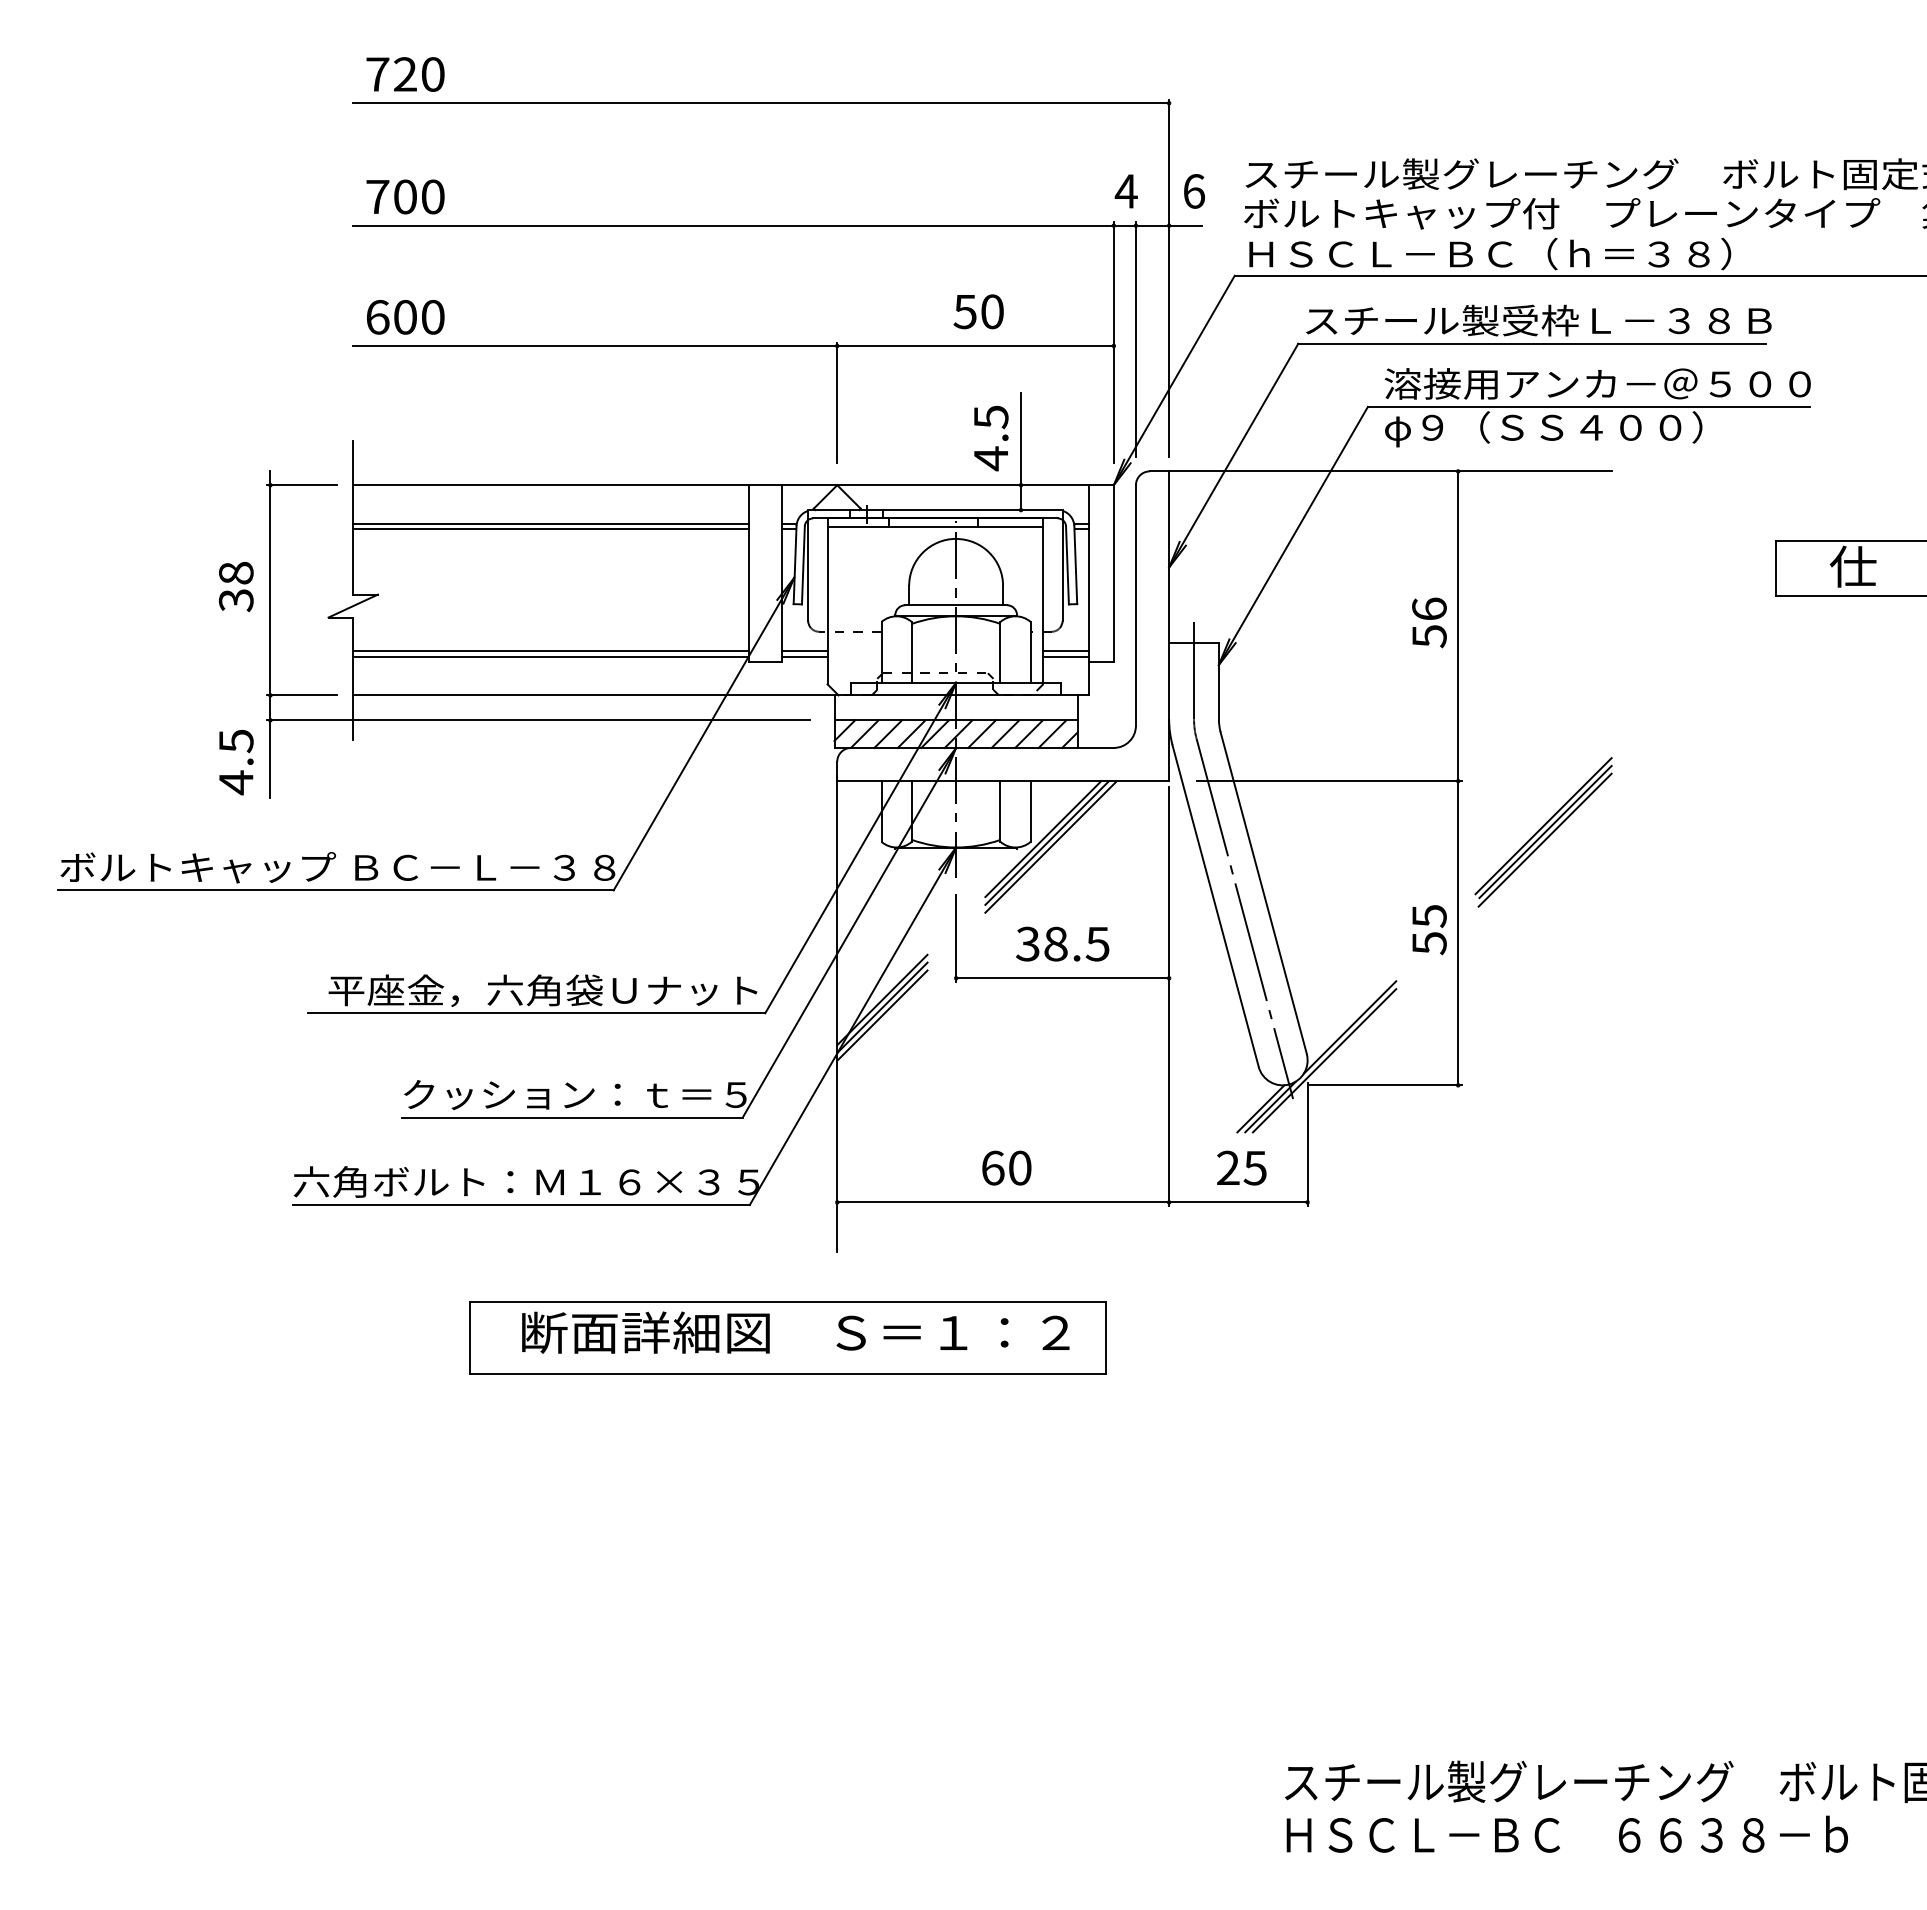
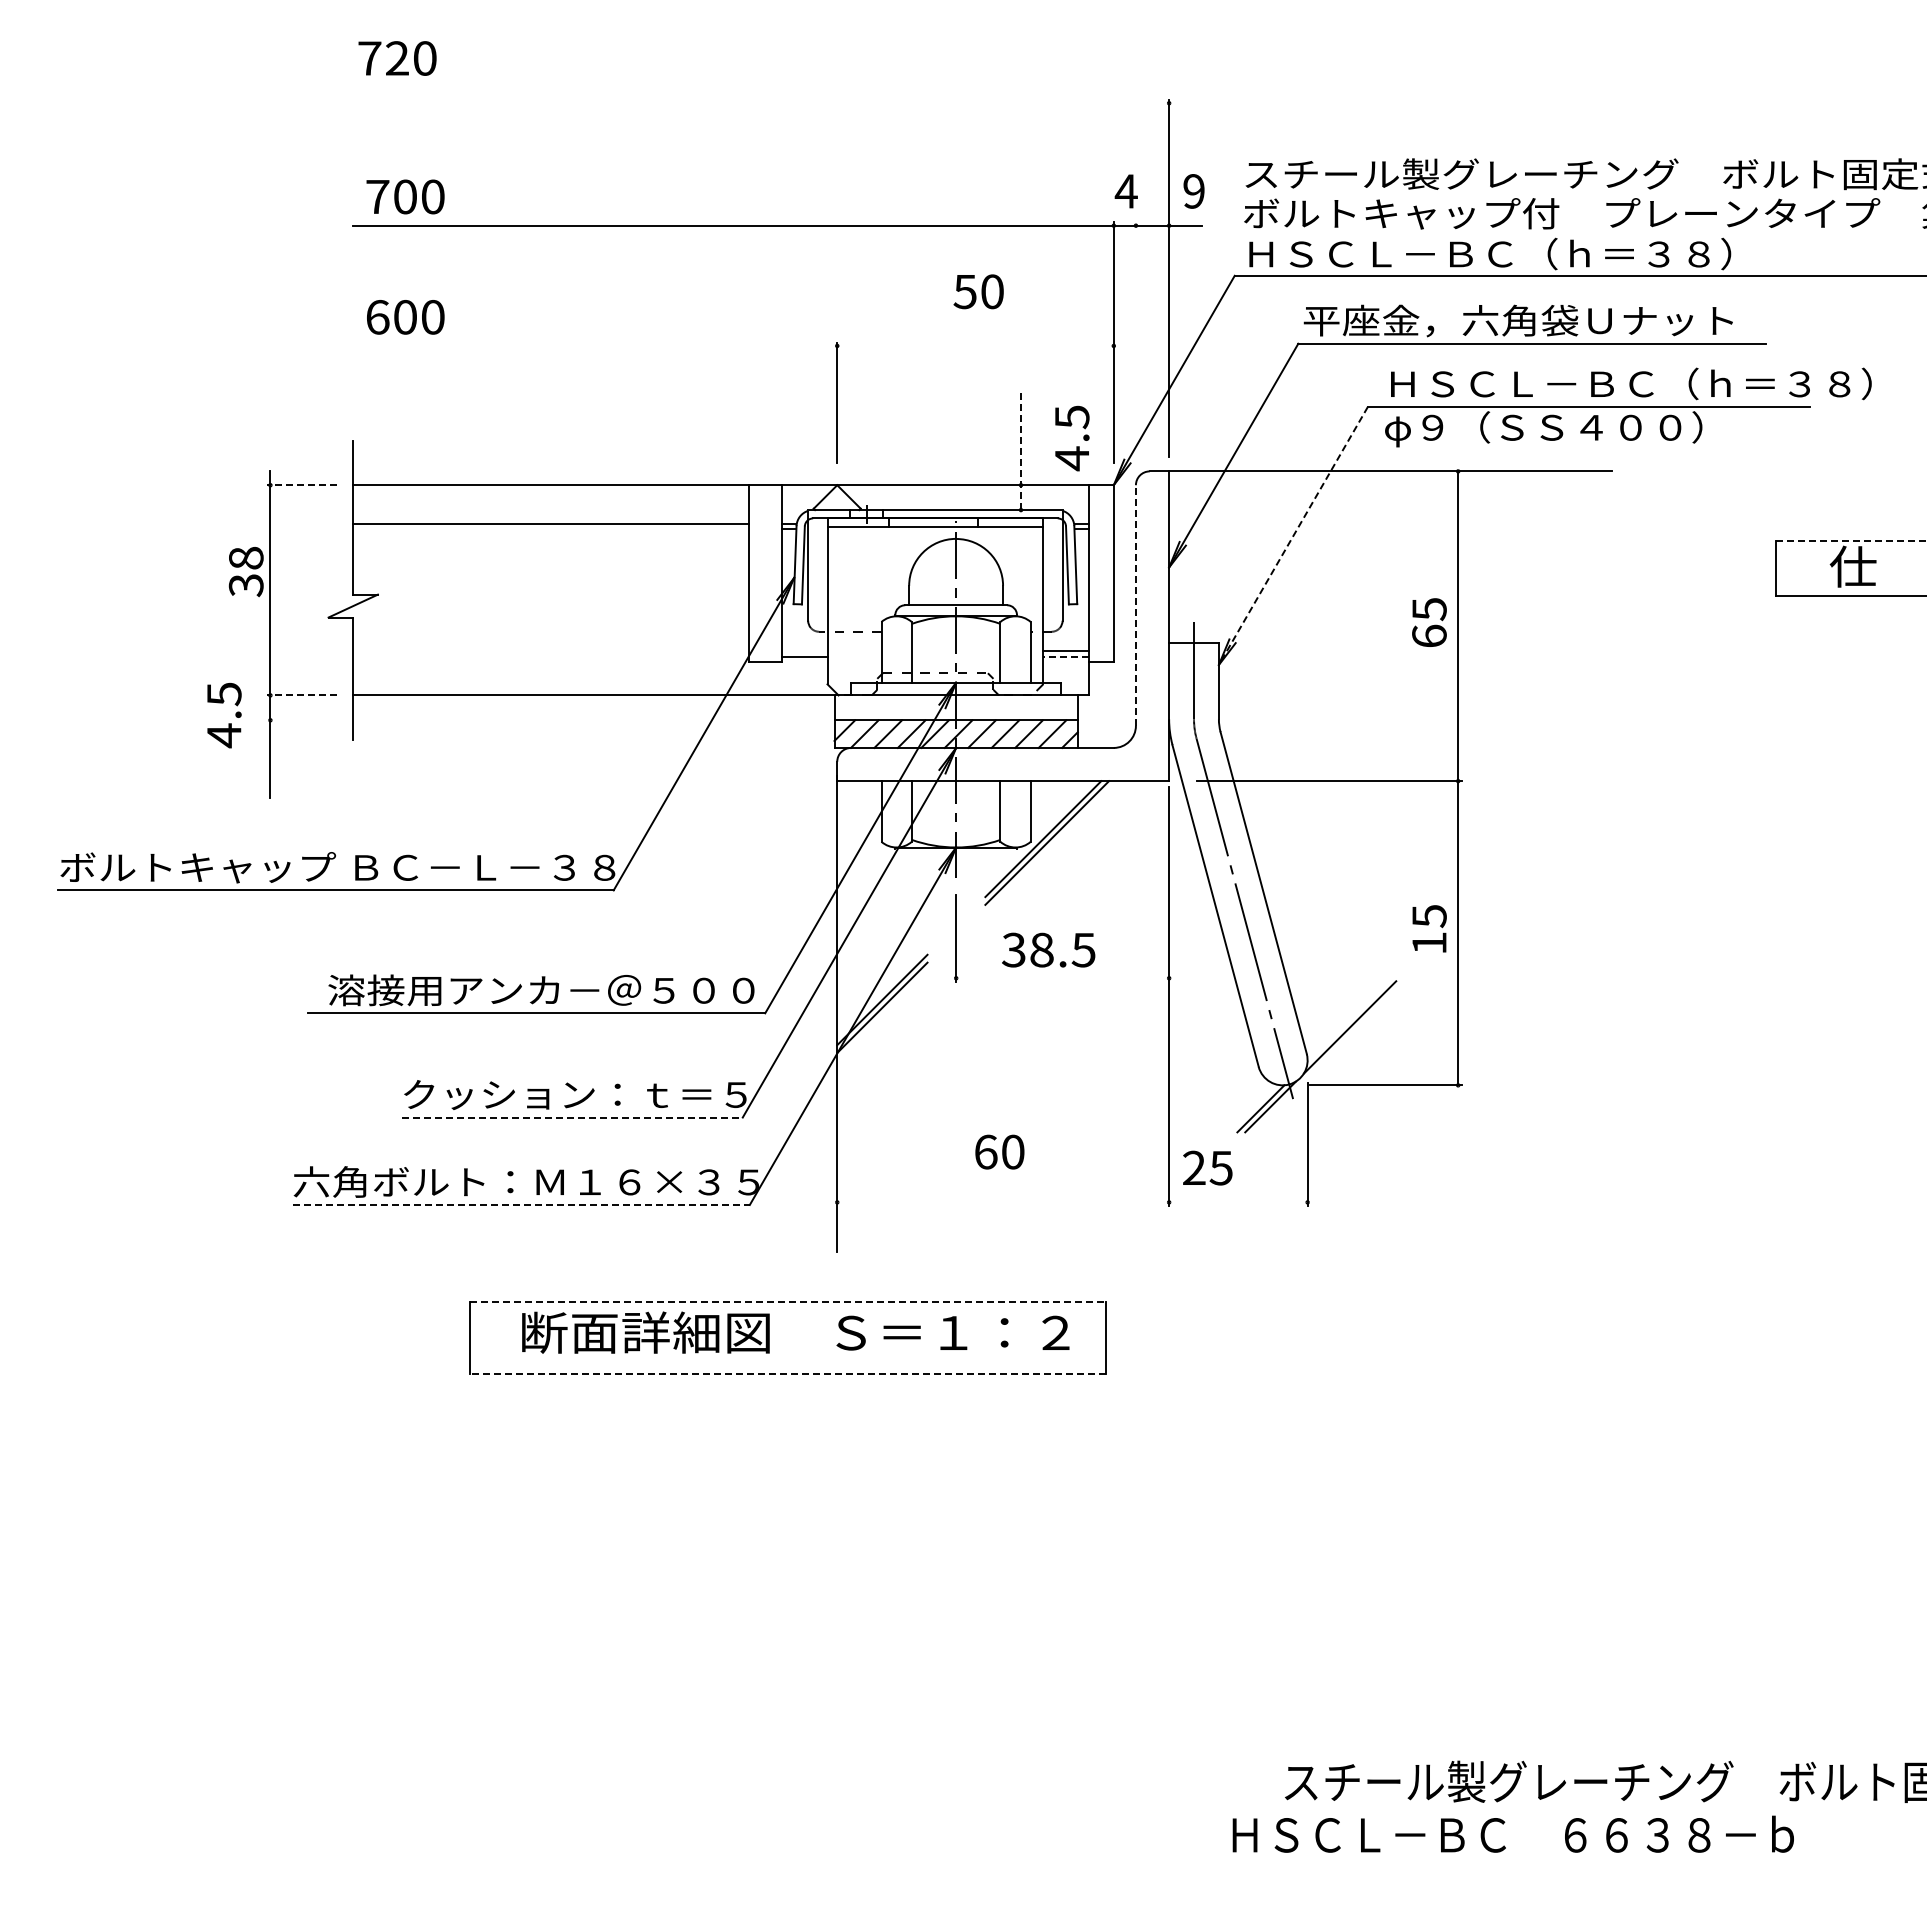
text position: (405, 74) -> (397, 58) (397, 58)
line: present -> none (761, 103)
text: 6 -> 9 (1193, 191)
text position: (978, 311) -> (978, 291) (978, 291)
text: スチール製受枠Ｌ－３８Ｂ -> 平座金，六角袋Ｕナット (1537, 320)
line: present -> none (1135, 339)
line: present -> none (733, 345)
text: 溶接用アンカ－＠５００ -> ＨＳＣＬ－ＢＣ（ｈ＝３８） (1627, 383)
text position: (991, 438) -> (1072, 438) (1072, 438)
line: solid -> dashed (1021, 451)
line: solid -> dashed (301, 485)
line: present -> none (550, 529)
line: solid -> dashed (1293, 536)
line: solid -> dashed (1851, 540)
text position: (235, 587) -> (245, 572) (245, 572)
line: solid -> dashed (1135, 605)
text: 56 -> 65 (1429, 622)
line: present -> none (550, 651)
line: present -> none (804, 651)
line: present -> none (550, 656)
line: solid -> dashed (1066, 656)
line: solid -> dashed (301, 695)
line: present -> none (538, 720)
text position: (236, 762) -> (224, 715) (224, 715)
part: present -> none (1543, 832)
line: present -> none (1050, 846)
text position: (1062, 943) -> (1048, 949) (1048, 949)
text: 55 -> 15 (1429, 943)
line: present -> none (1062, 978)
text: 平座金，六角袋Ｕナット -> 溶接用アンカ－＠５００ (542, 990)
line: present -> none (882, 1015)
line: present -> none (1324, 1060)
line: solid -> dashed (572, 1117)
text position: (1006, 1167) -> (999, 1151) (999, 1151)
text position: (1241, 1167) -> (1207, 1167) (1207, 1167)
line: present -> none (1072, 1202)
line: solid -> dashed (521, 1204)
line: solid -> dashed (788, 1302)
line: solid -> dashed (787, 1373)
text position: (1566, 1833) -> (1512, 1833) (1512, 1833)
